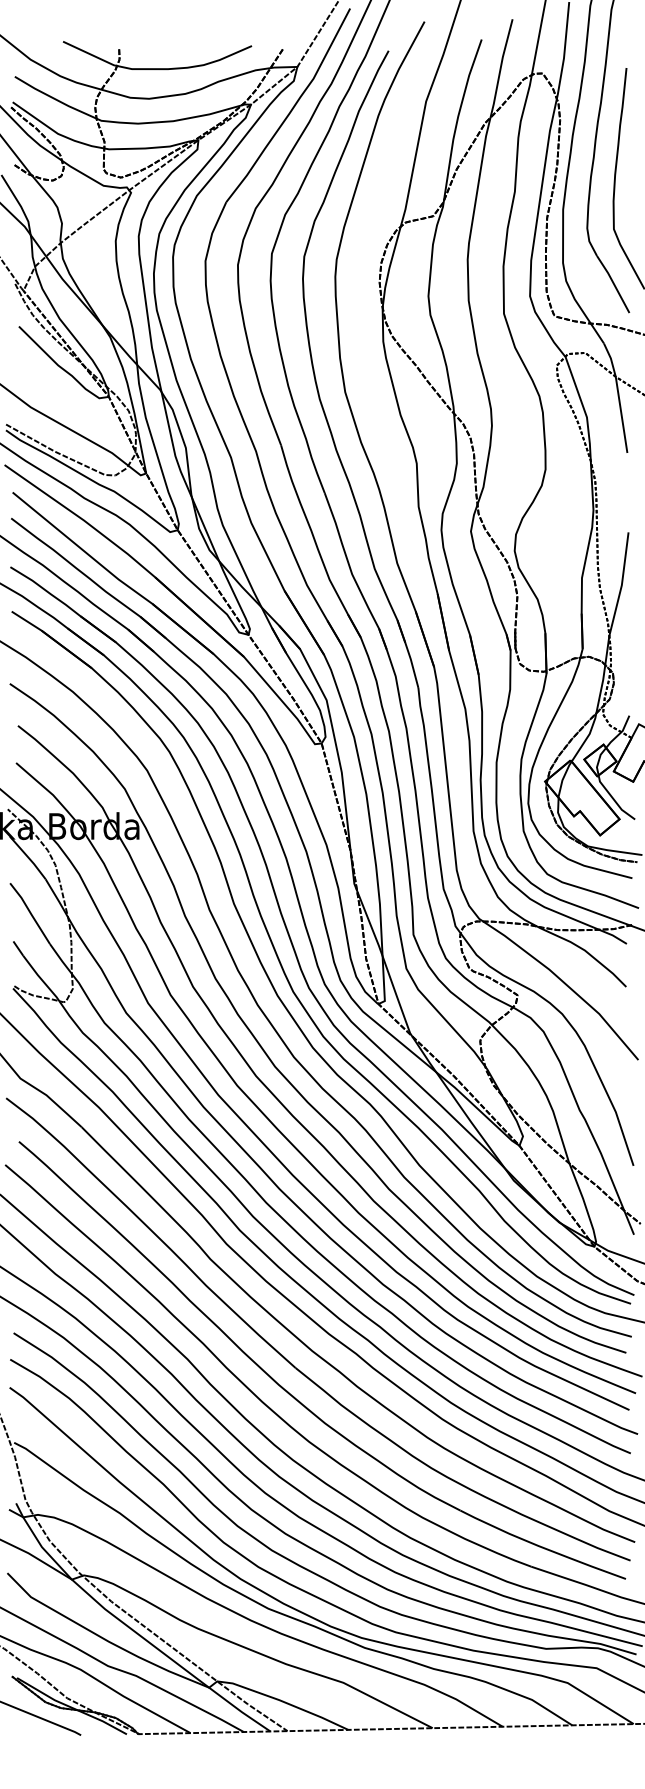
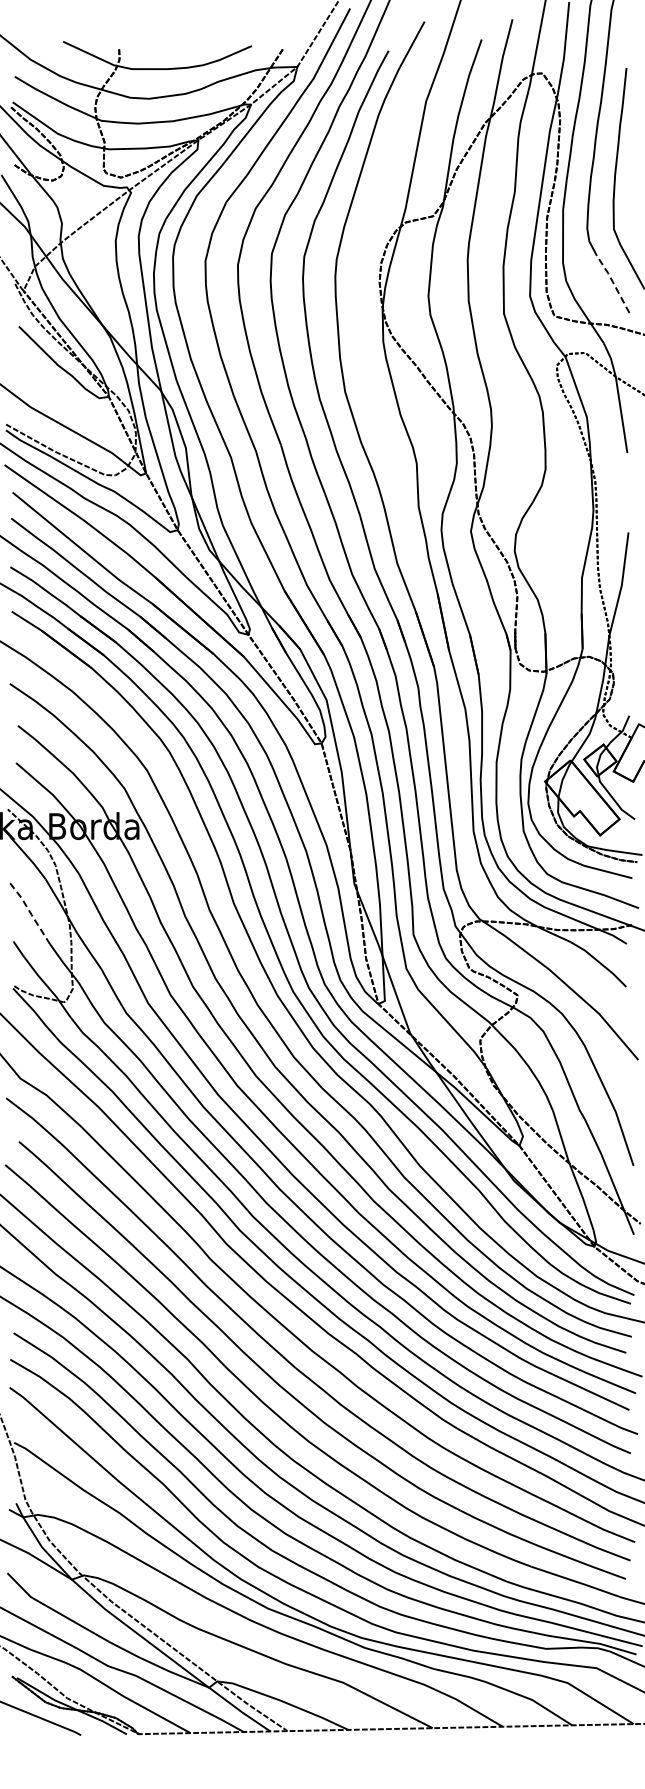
line: solid -> dashed (613, 283)
line: solid -> dashed (30, 913)
